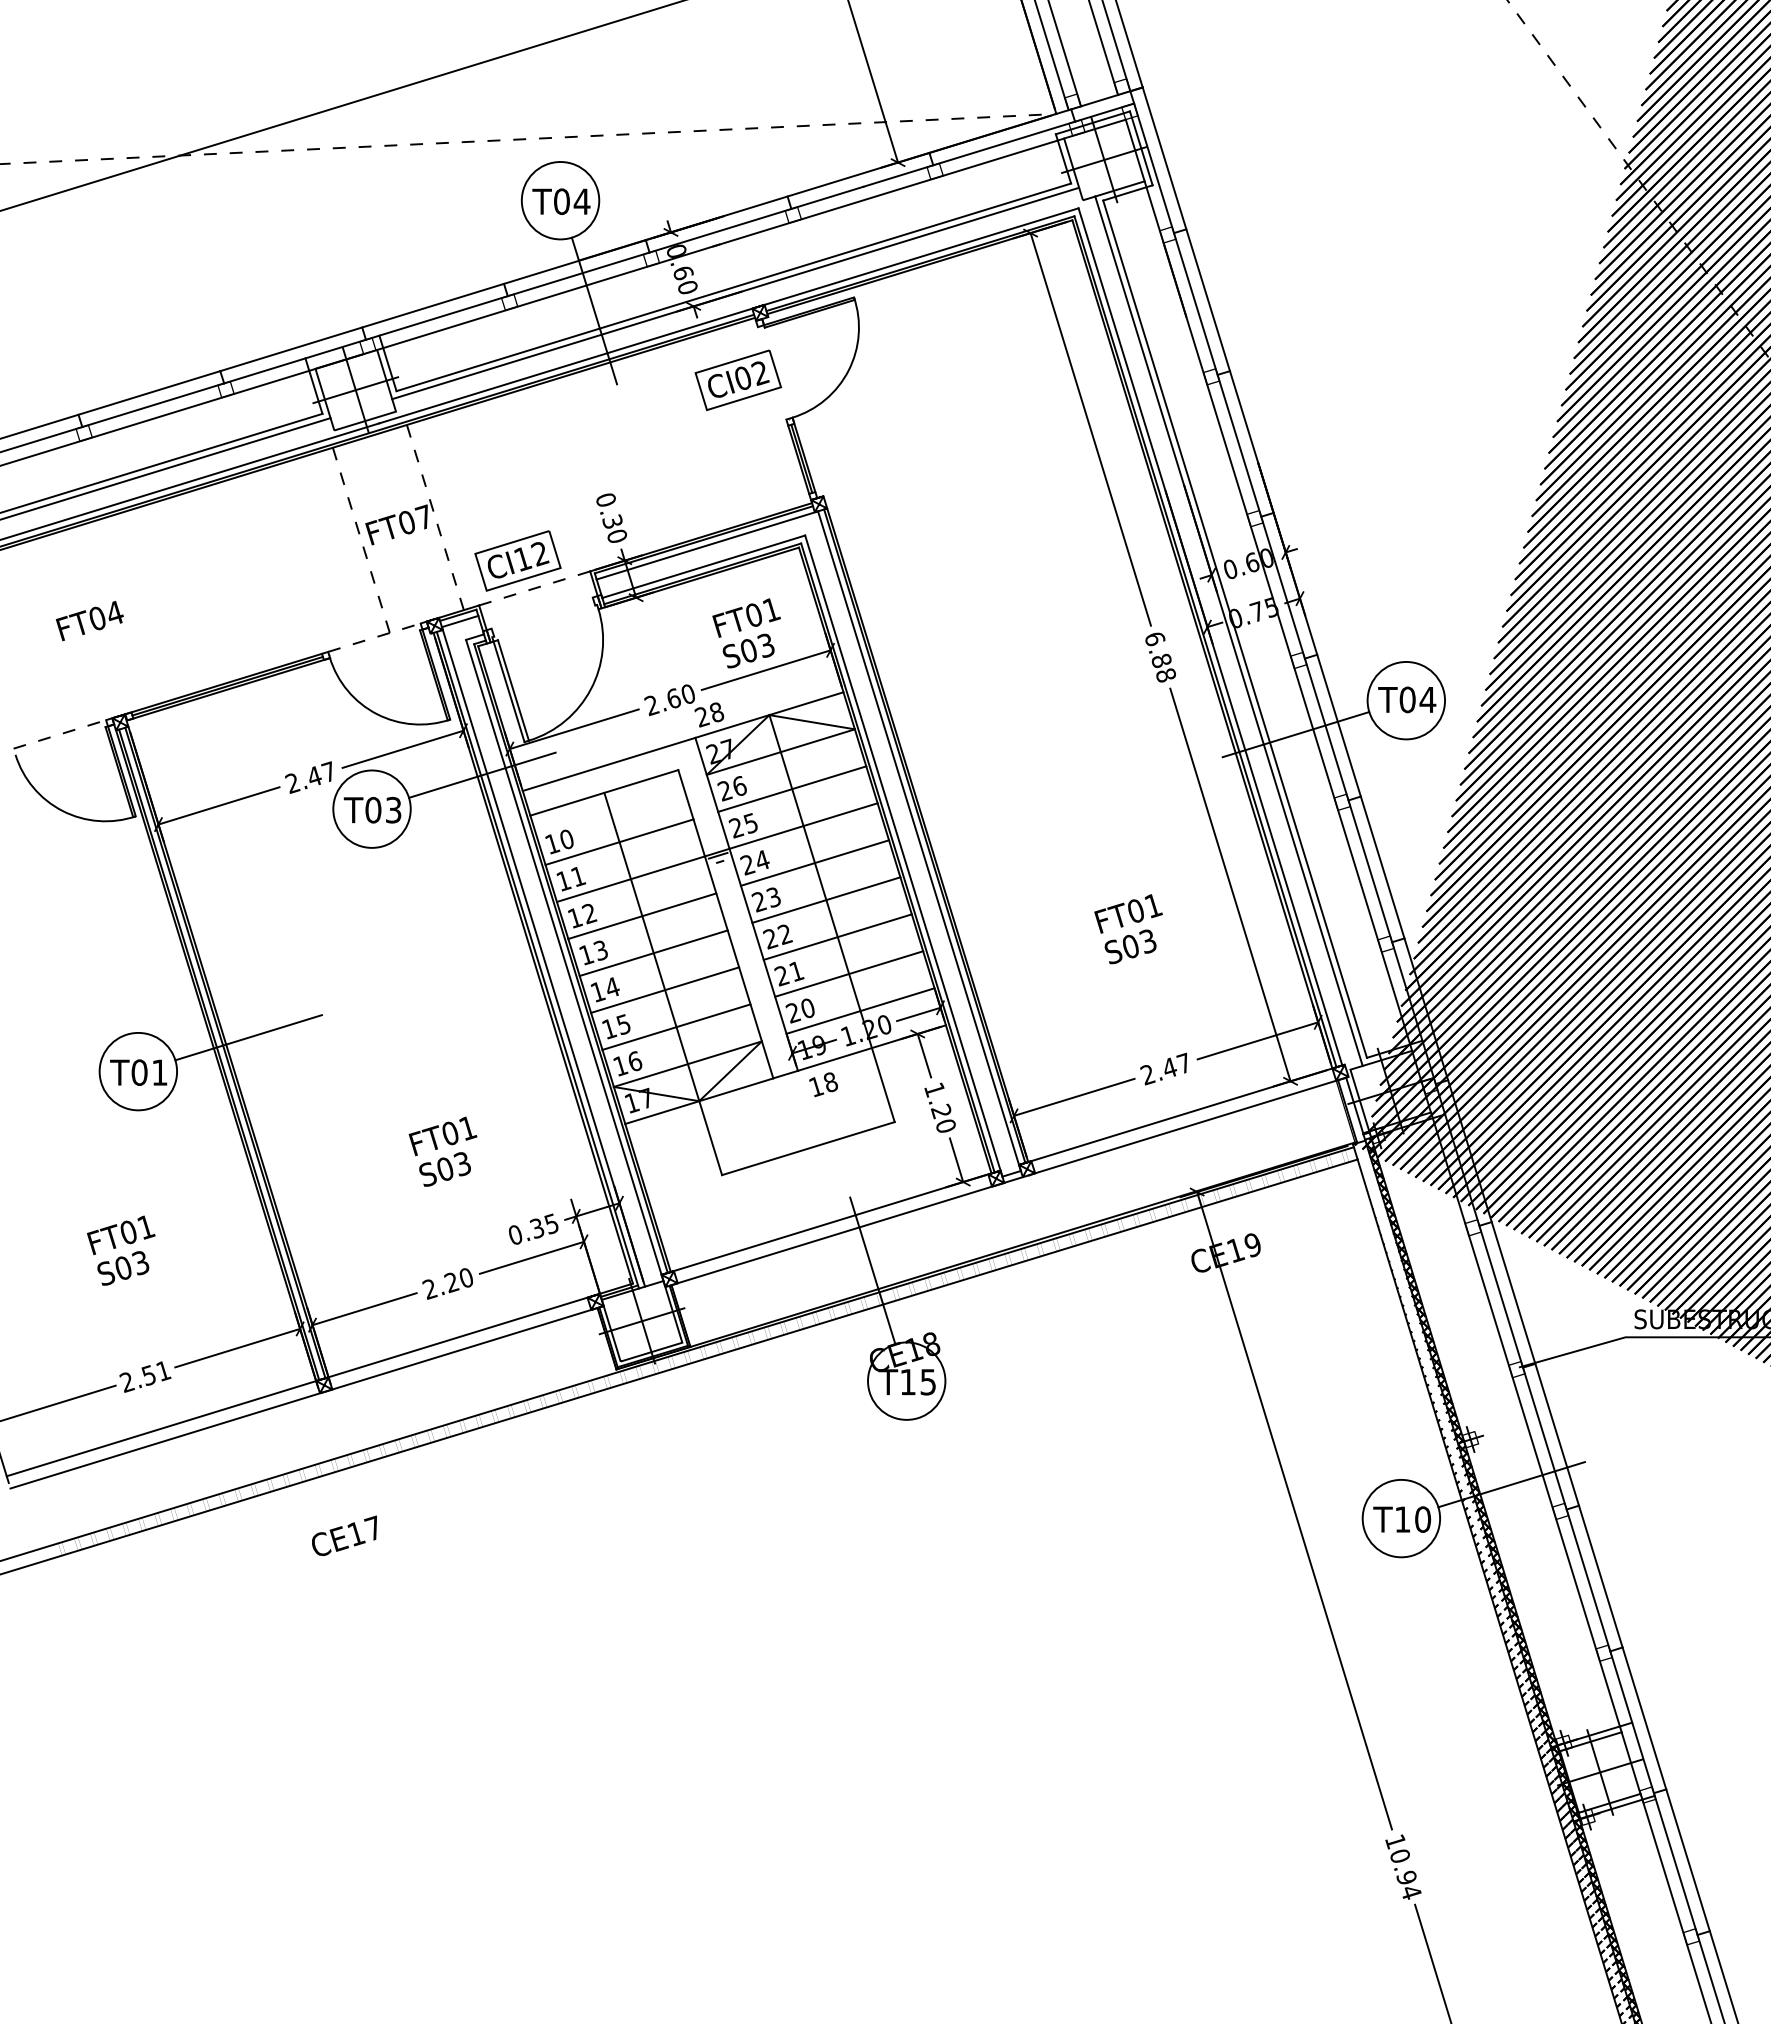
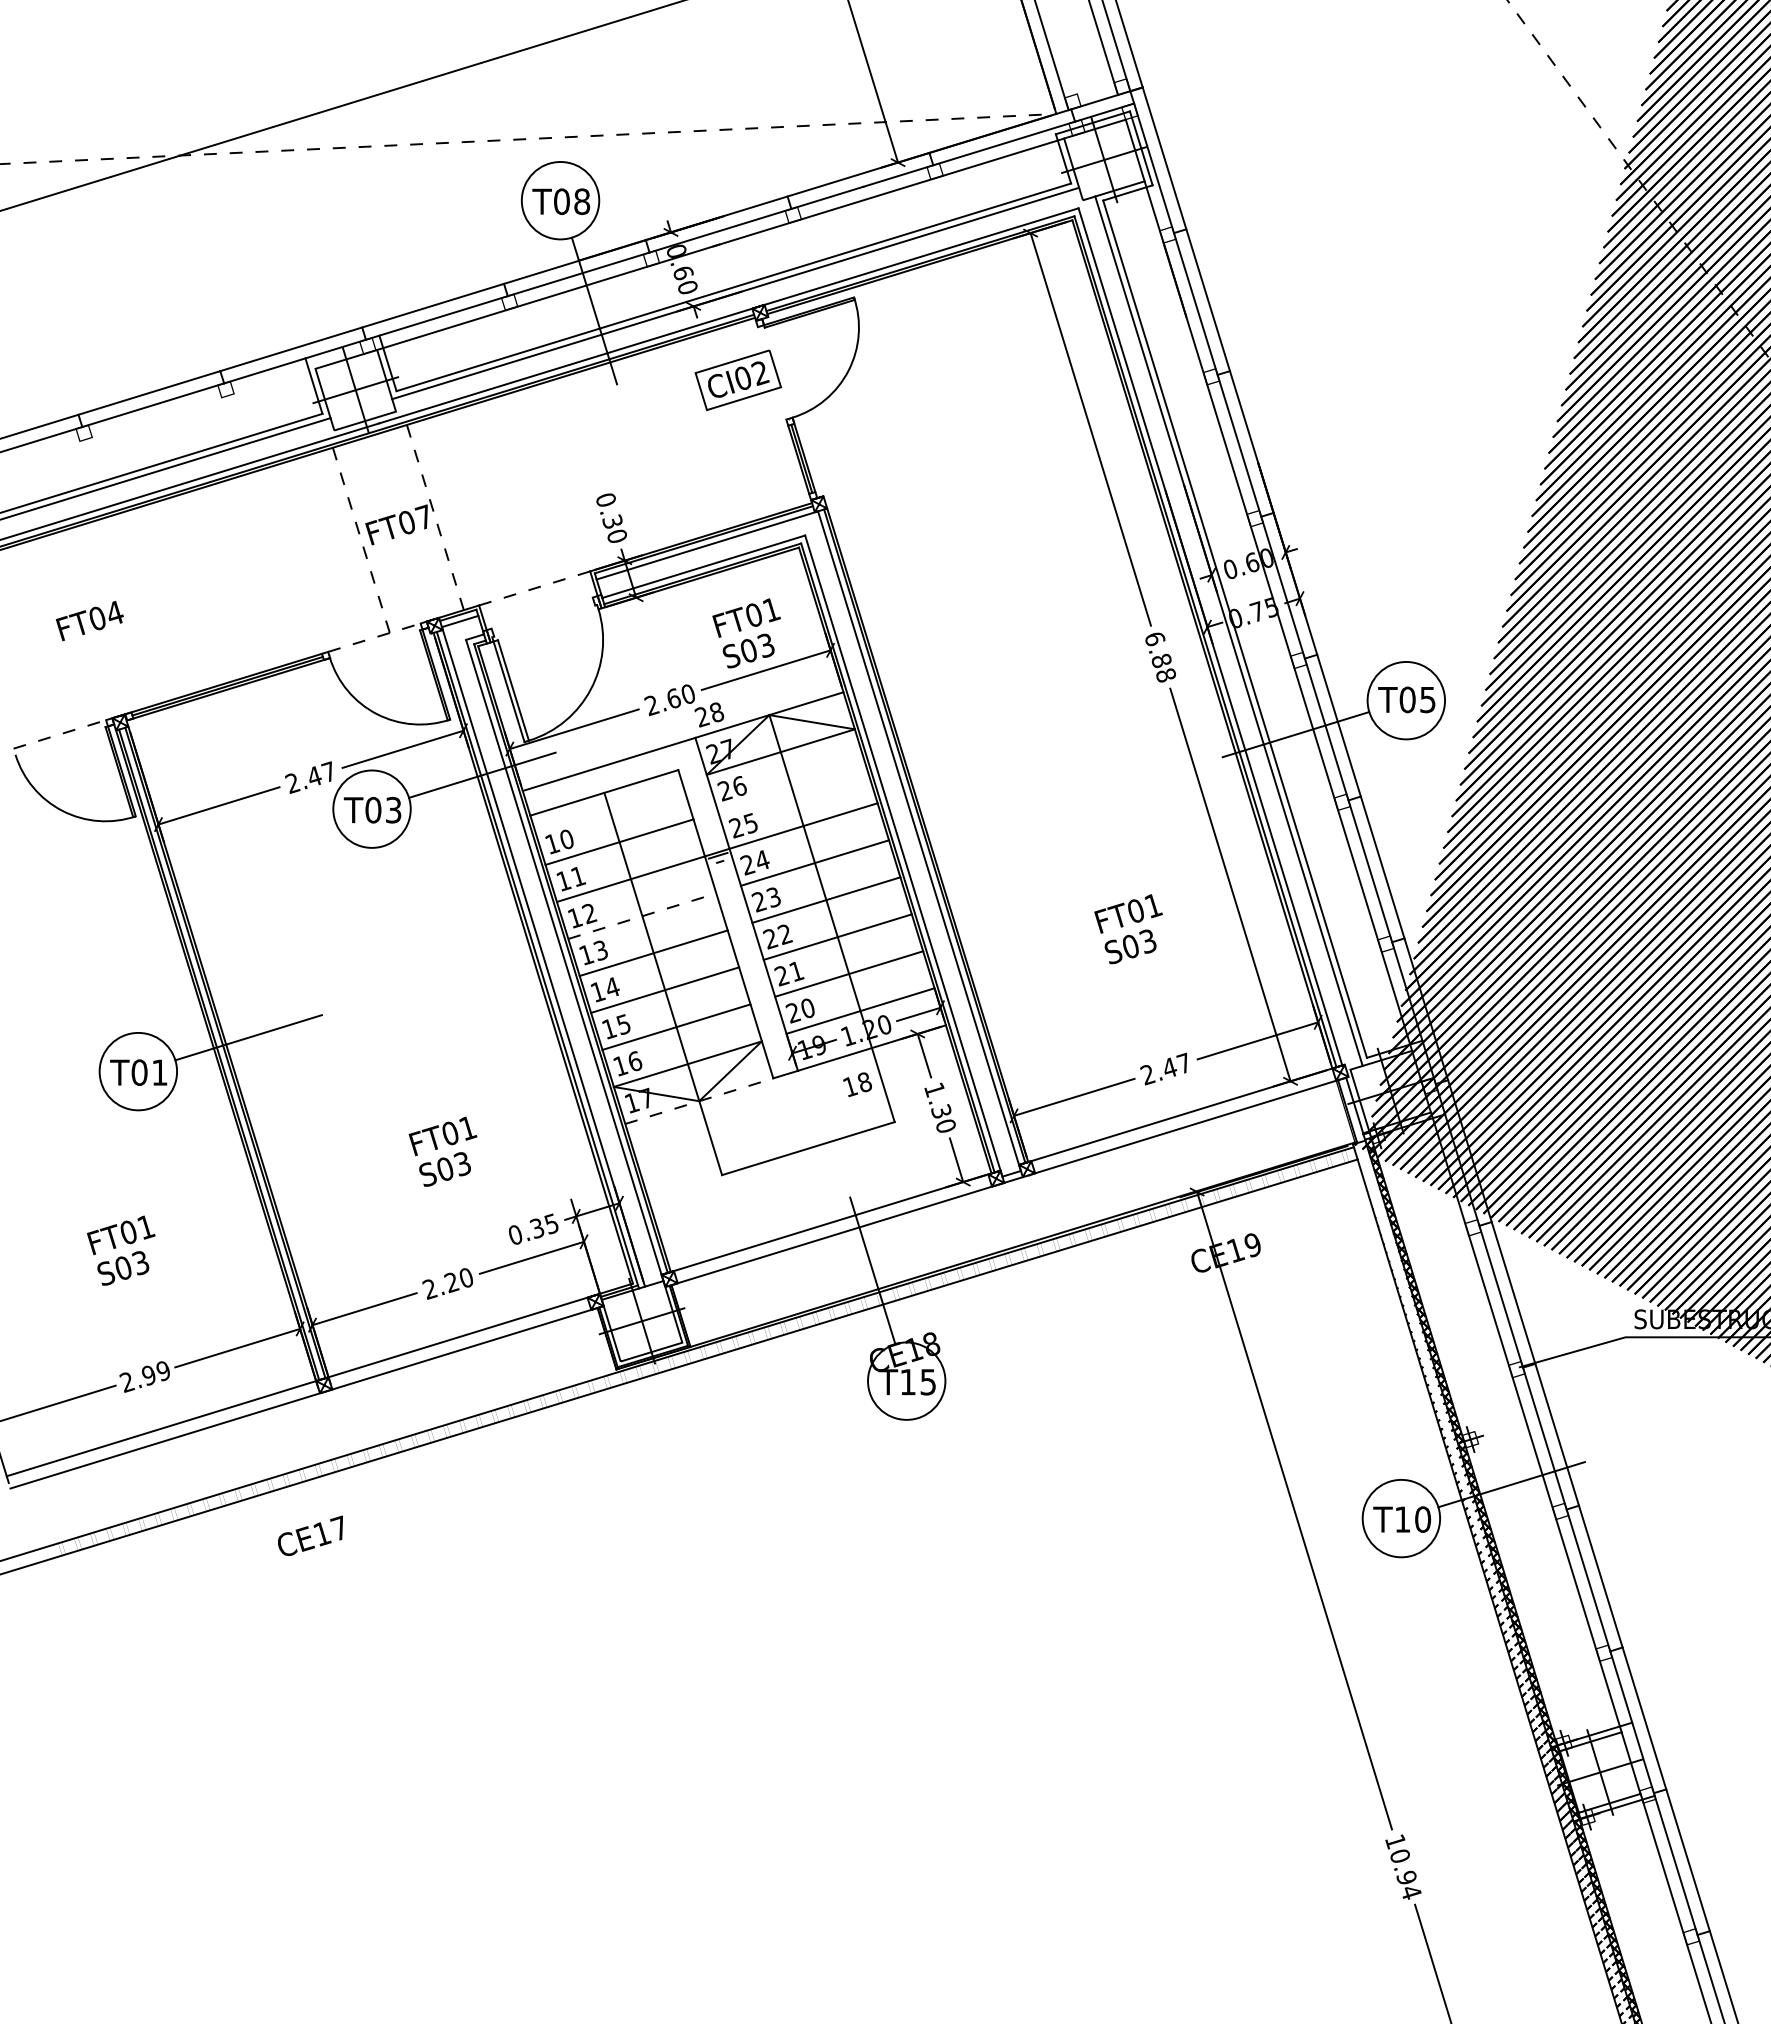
line: present -> none (1064, 54)
text: T04 -> T08 (581, 201)
line: present -> none (182, 409)
part: present -> none (517, 560)
text: T04 -> T05 (1427, 700)
line: present -> none (792, 788)
line: solid -> dashed (642, 916)
text position: (823, 1084) -> (857, 1084) (857, 1084)
line: solid -> dashed (699, 1101)
text: 1.20 -> 1.30 (940, 1111)
text: 2.51 -> 2.99 (156, 1373)
text position: (344, 1535) -> (310, 1535) (310, 1535)
